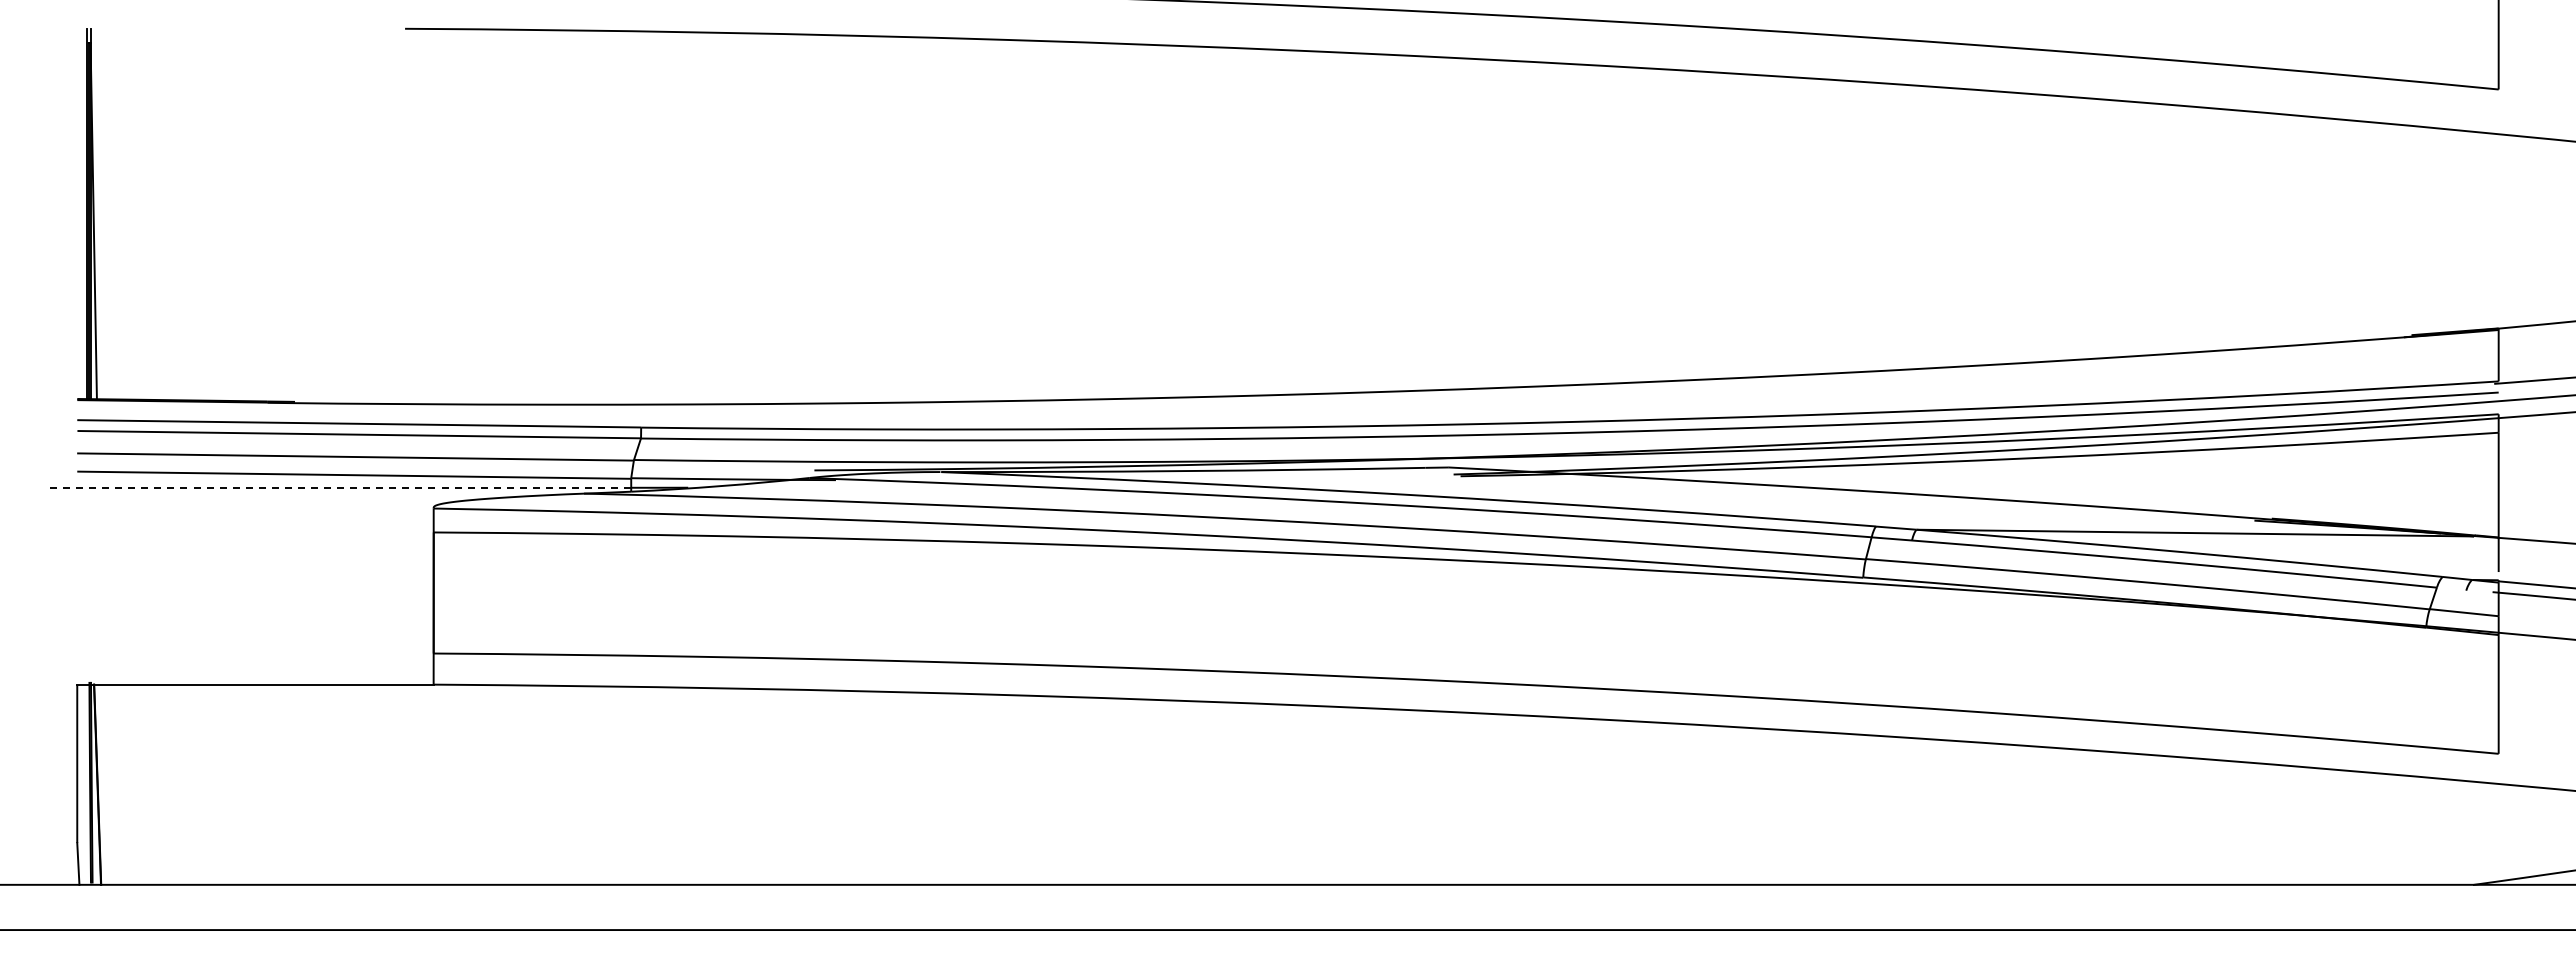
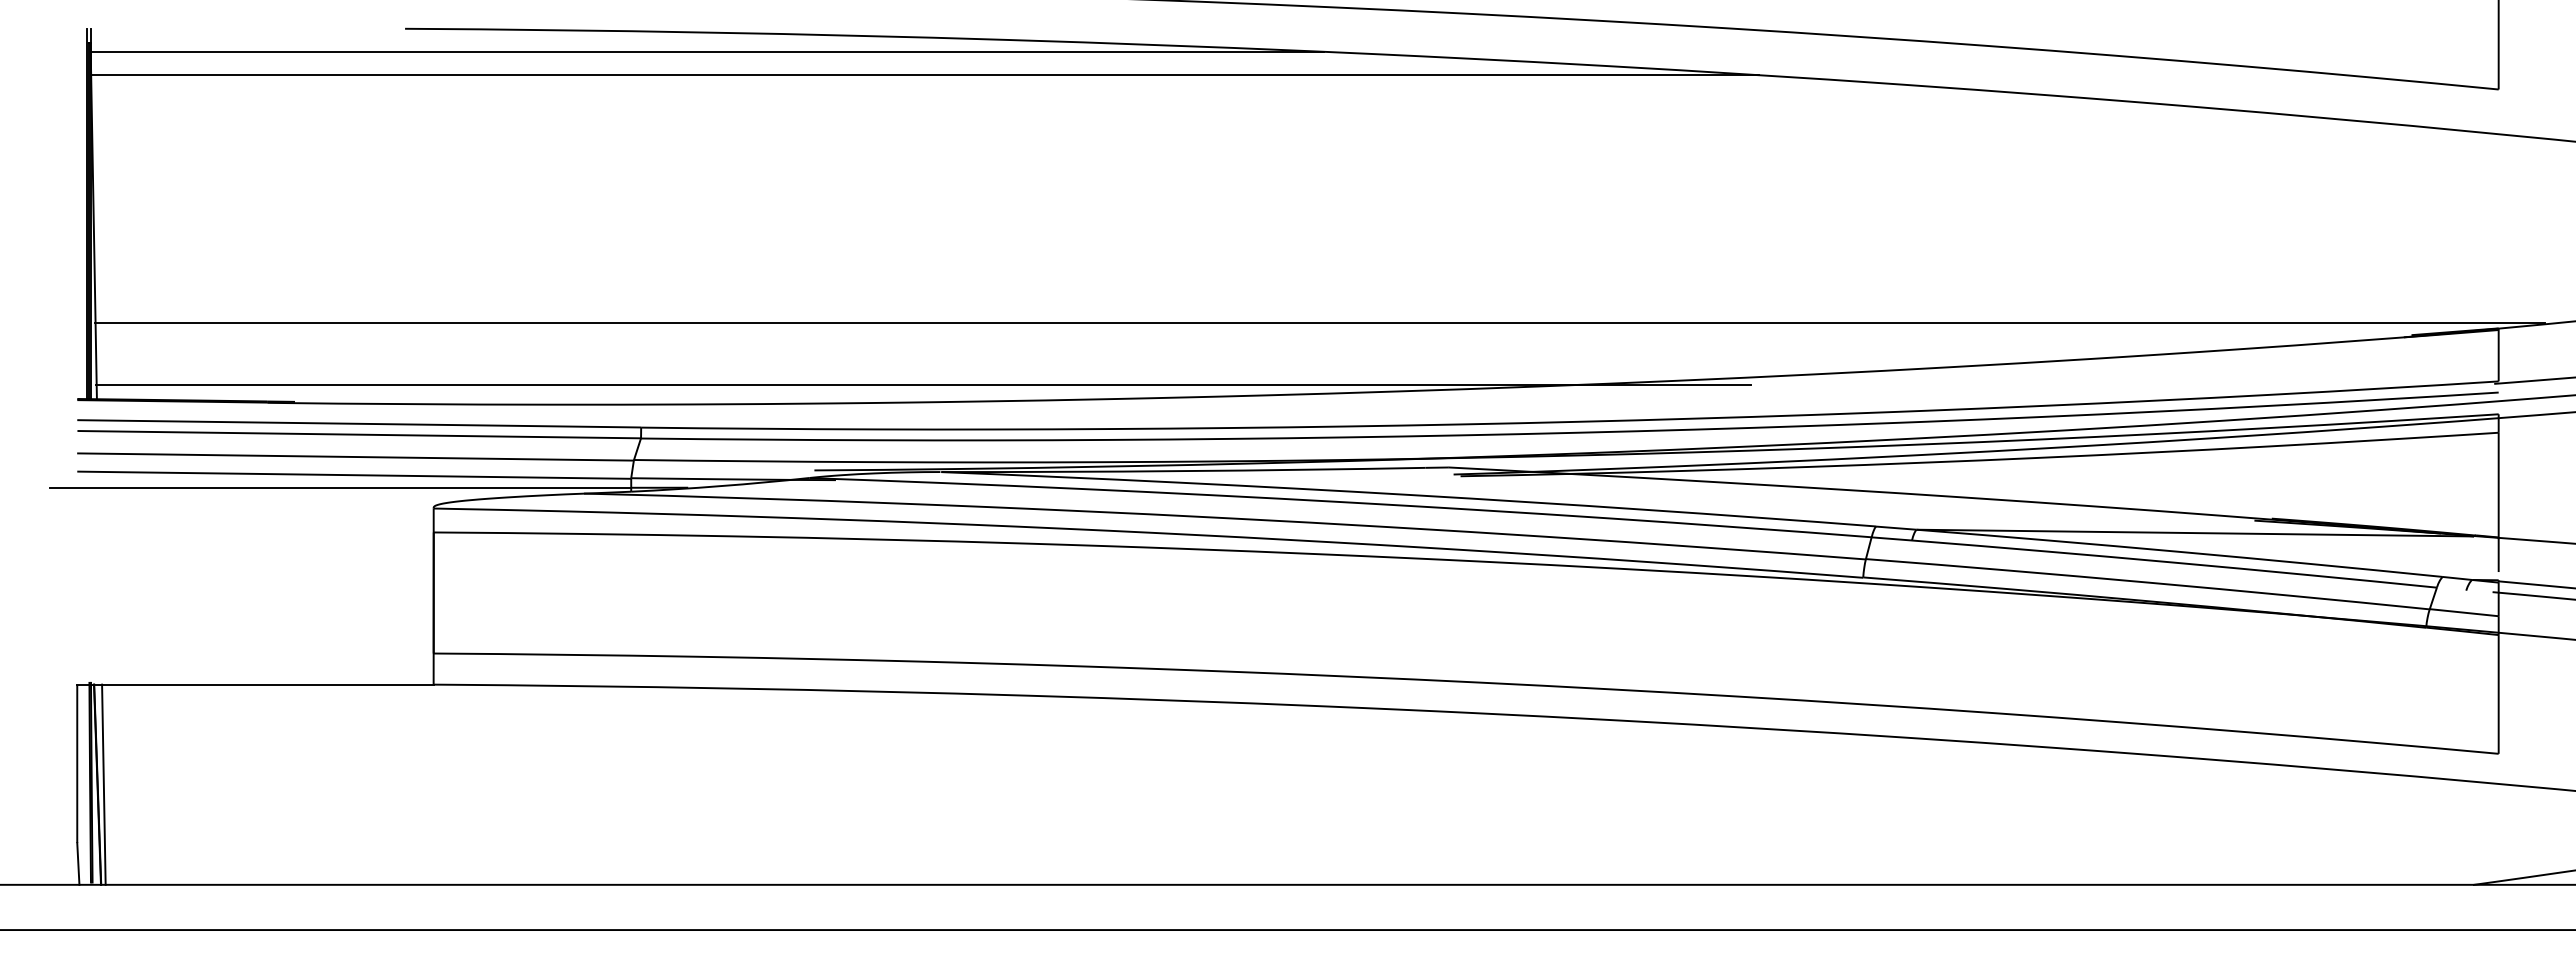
line: none -> present (707, 51)
line: none -> present (924, 75)
line: none -> present (1319, 323)
line: none -> present (923, 385)
line: dashed -> solid (340, 487)
line: none -> present (103, 784)
